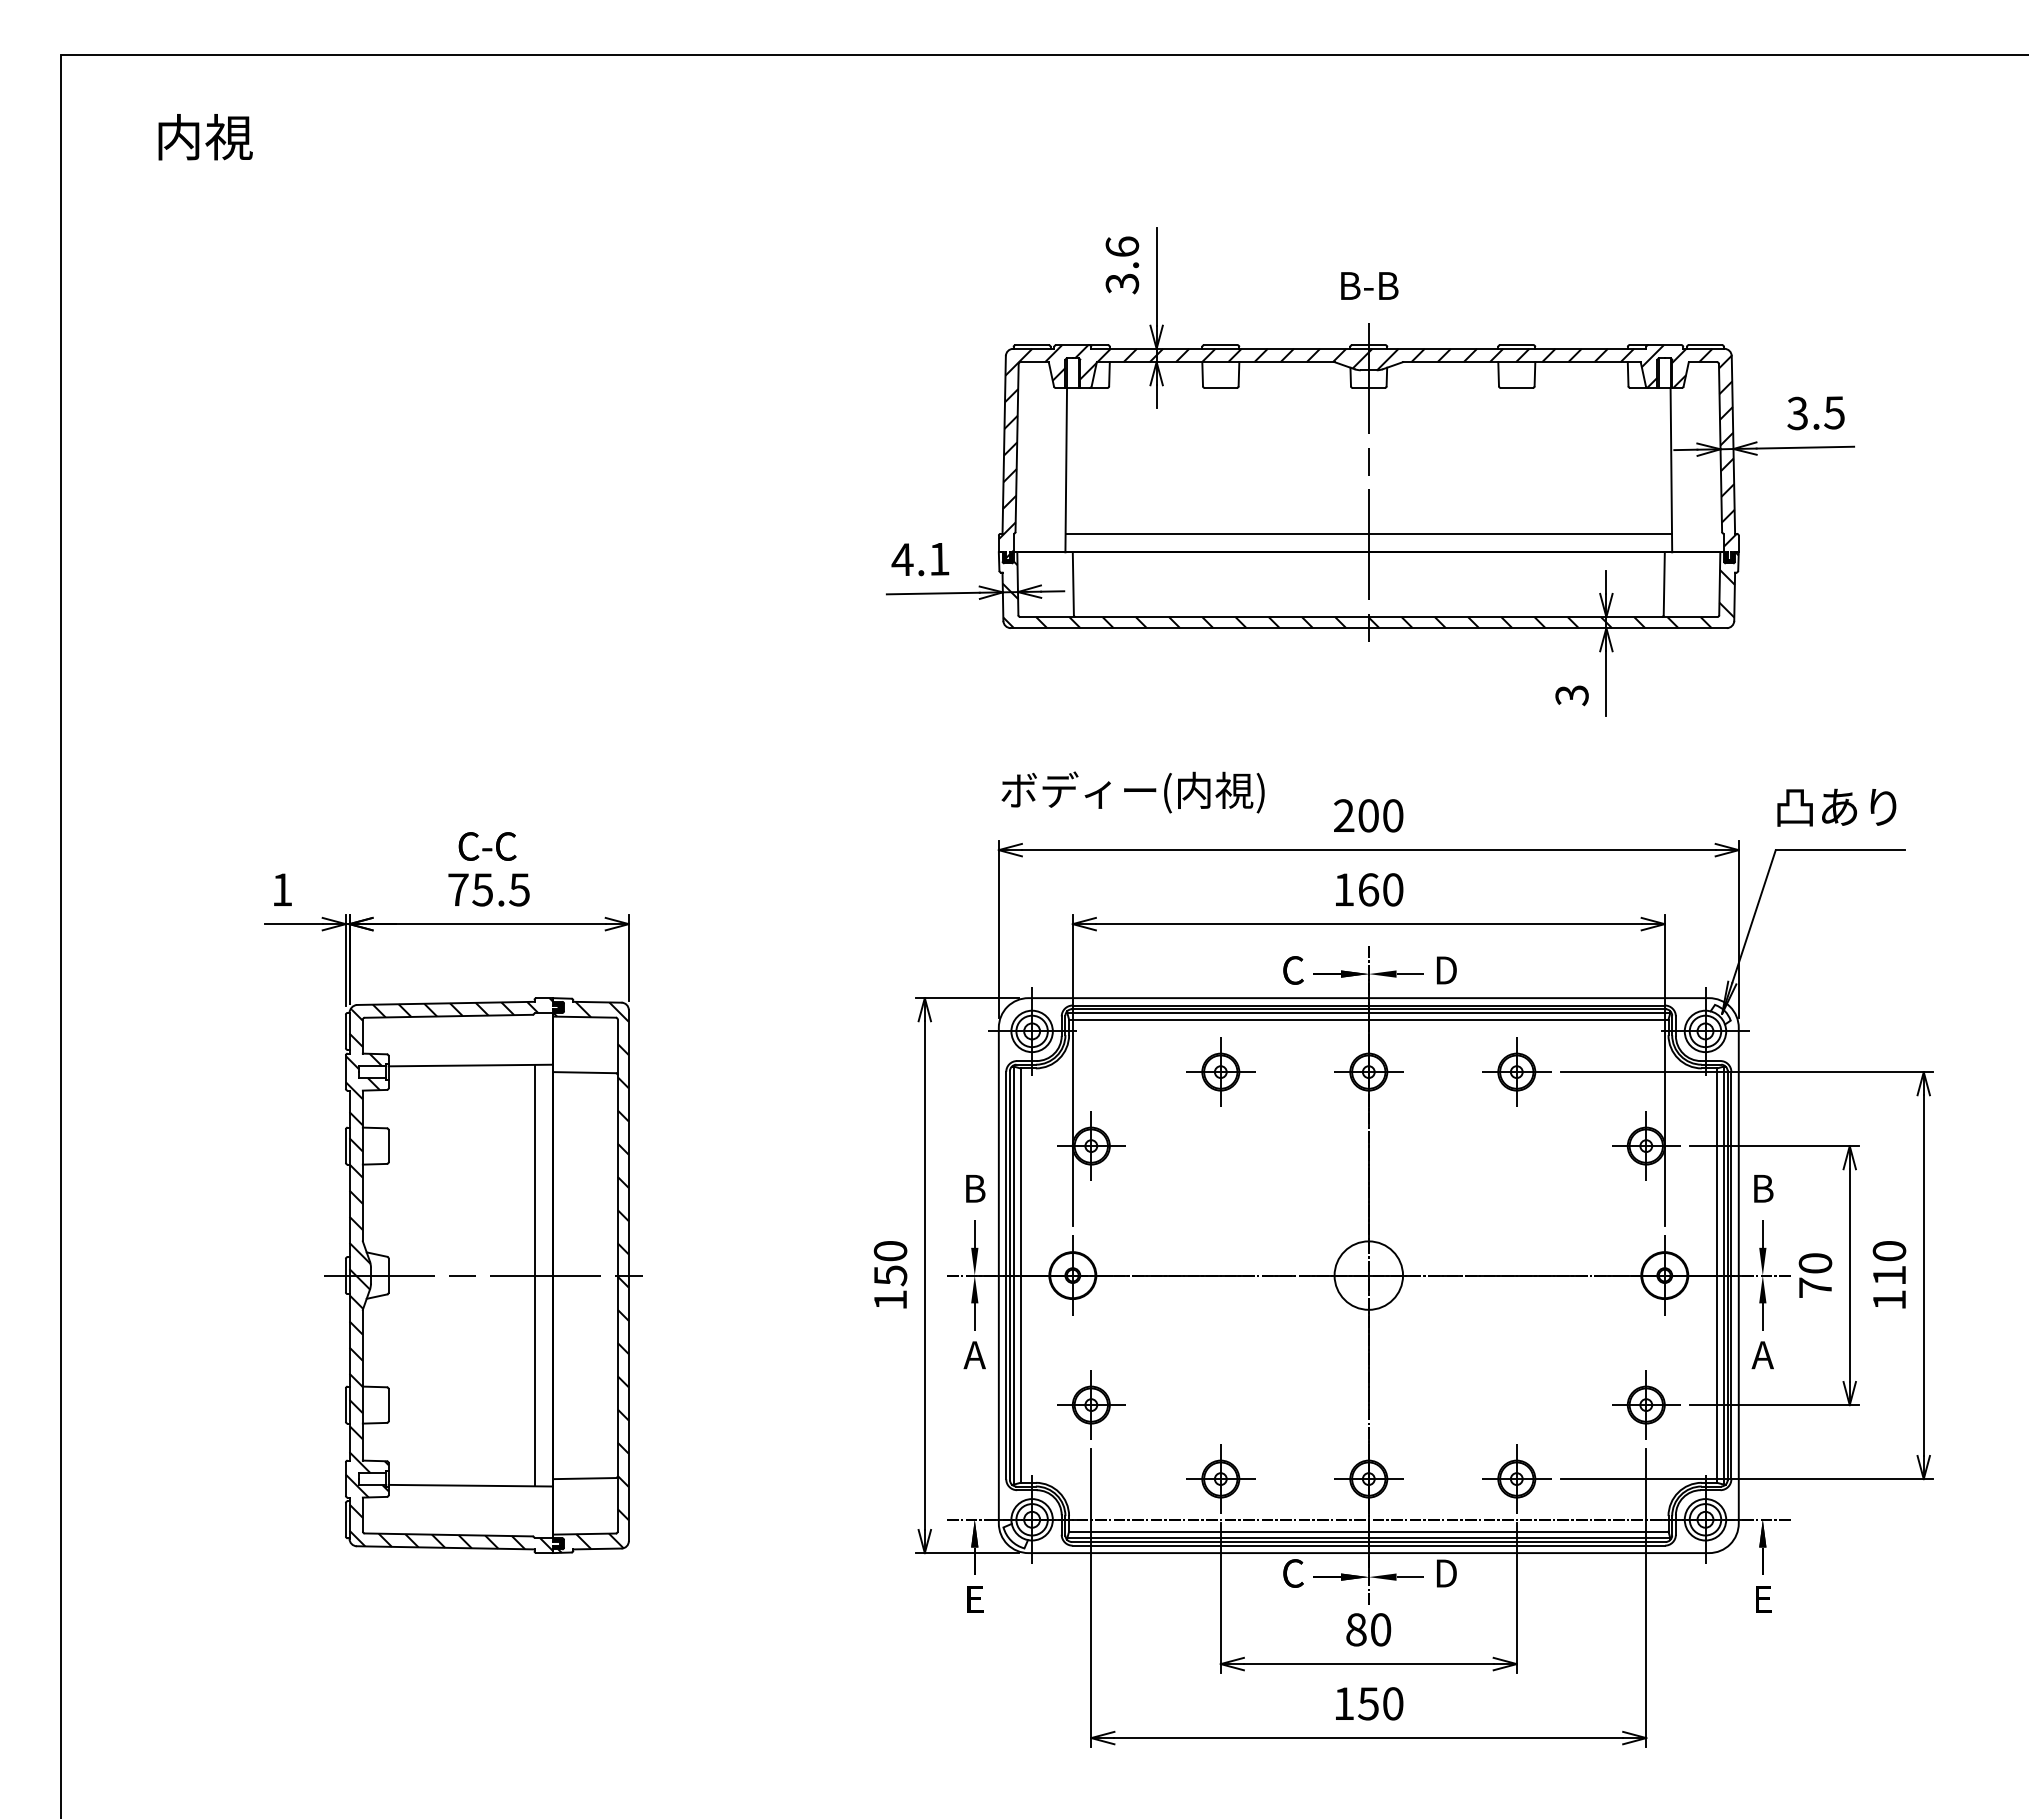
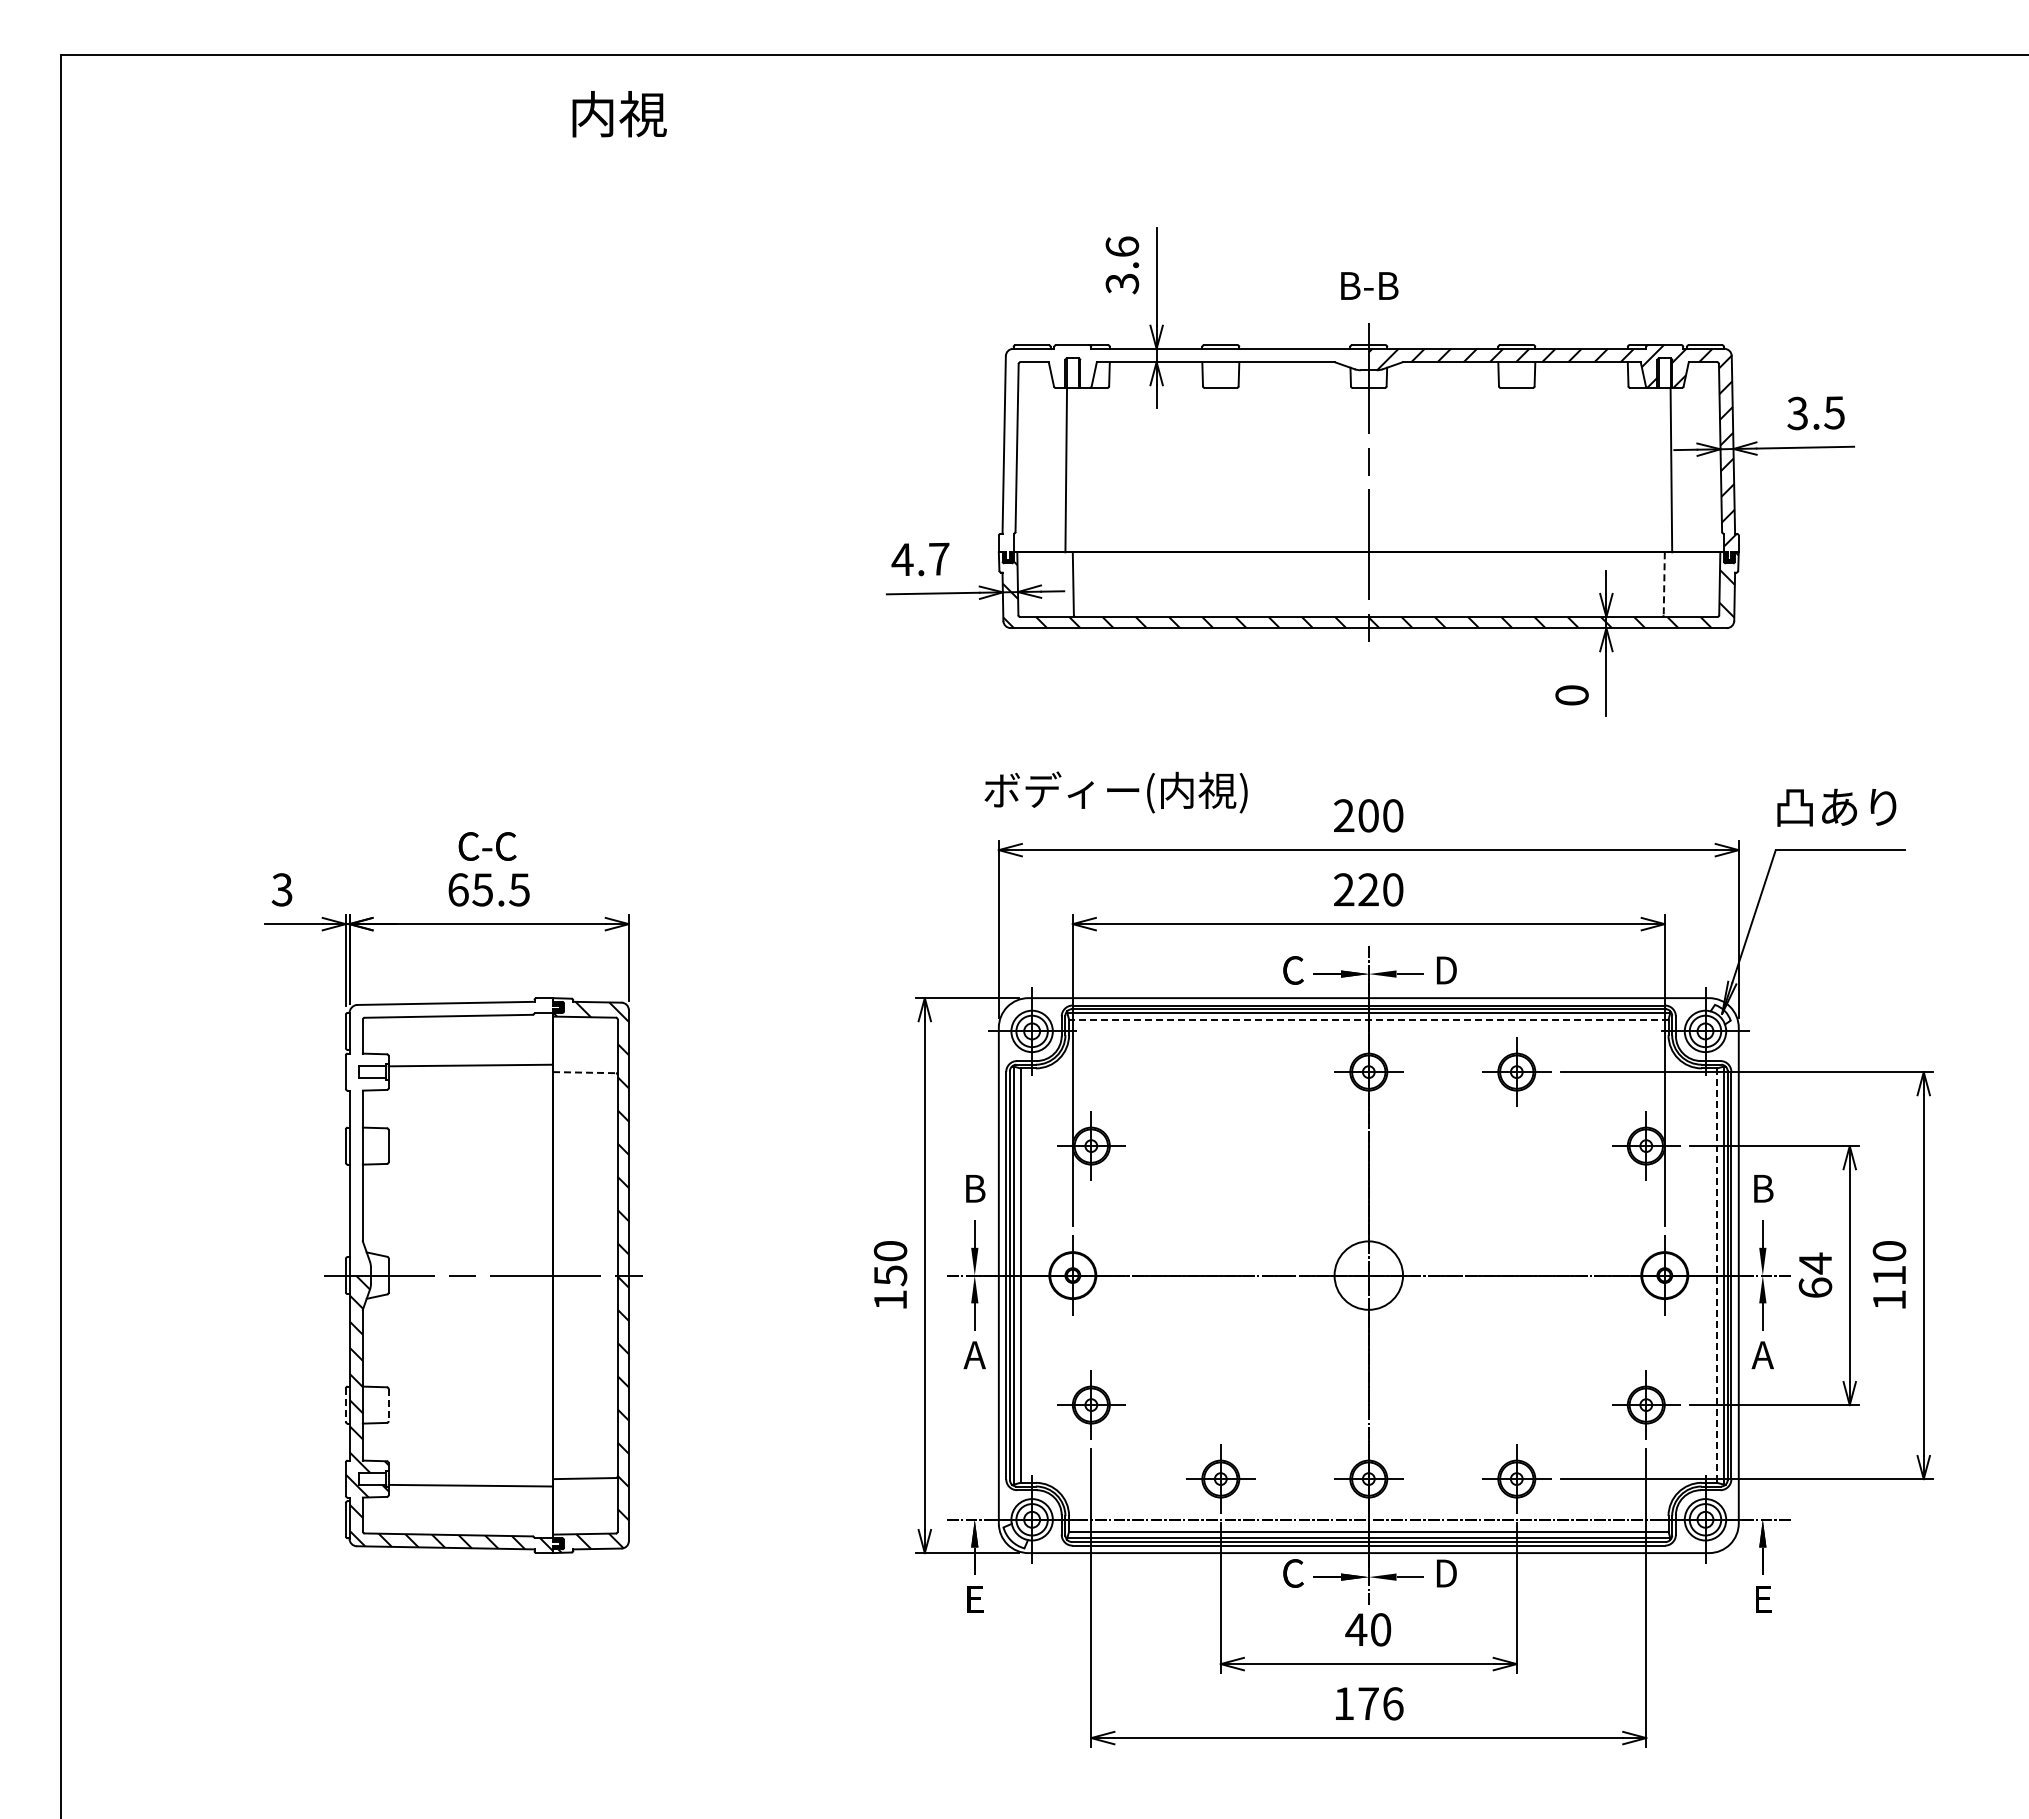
text position: (205, 137) -> (619, 114) (619, 114)
hatch: present -> none (1183, 451)
line: present -> none (1368, 533)
text: 4.1 -> 4.7 (939, 558)
line: solid -> dashed (1664, 584)
text: 3 -> 0 (1571, 695)
text position: (1132, 792) -> (1115, 792) (1115, 792)
text: 1 -> 3 (281, 889)
text: 75.5 -> 65.5 (458, 889)
text: 160 -> 220 (1356, 889)
line: solid -> dashed (1368, 1019)
part: present -> none (1220, 1071)
line: solid -> dashed (584, 1072)
hatch: present -> none (452, 1136)
text: 70 -> 64 (1815, 1274)
line: present -> none (534, 1275)
line: solid -> dashed (1717, 1276)
line: solid -> dashed (345, 1405)
line: solid -> dashed (388, 1405)
text: 80 -> 40 (1356, 1629)
text: 150 -> 176 (1380, 1703)
